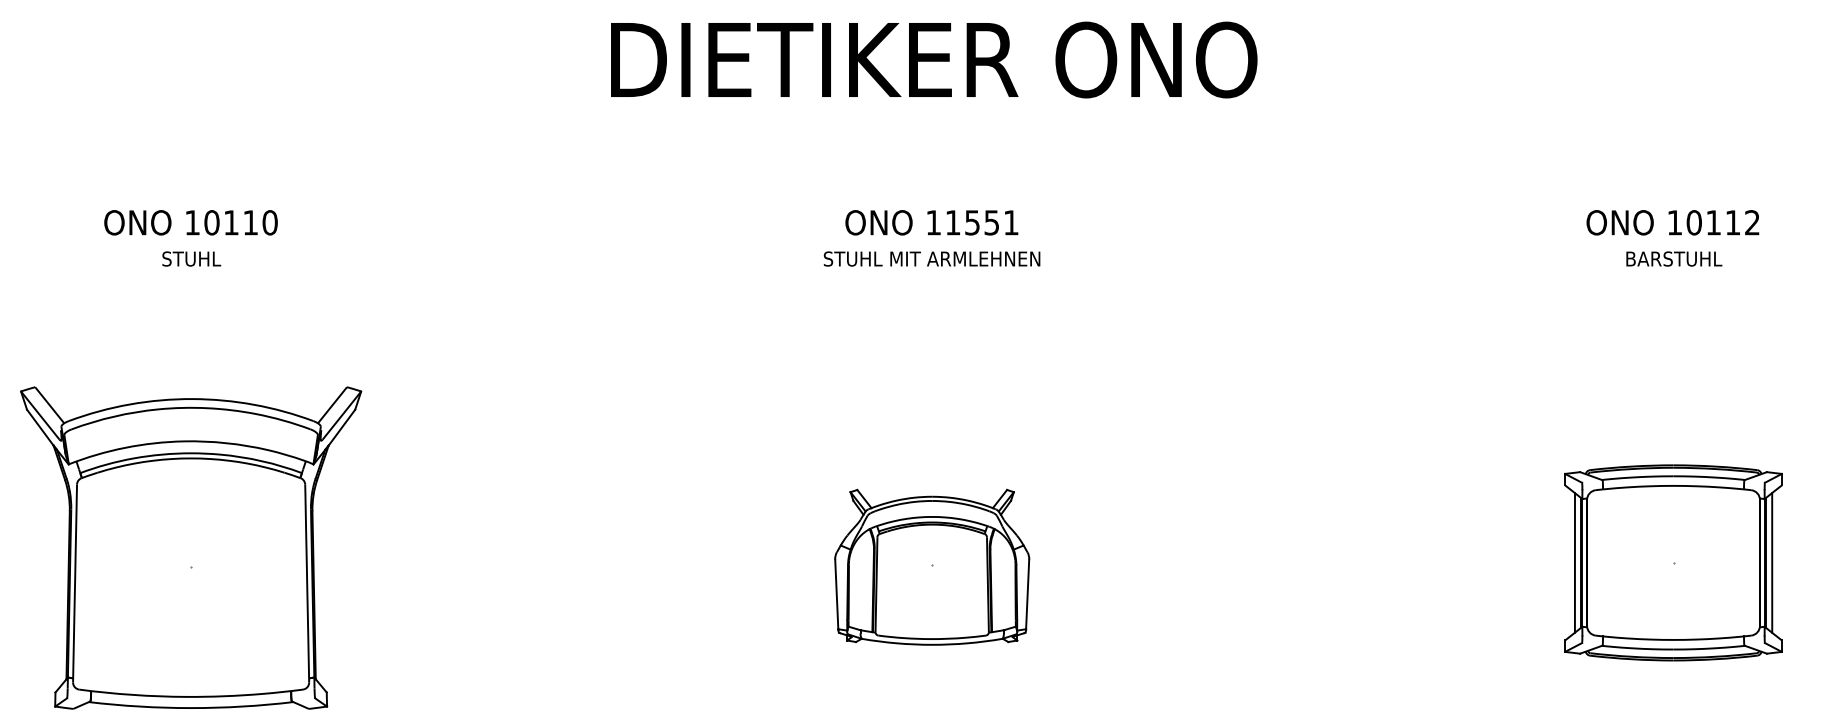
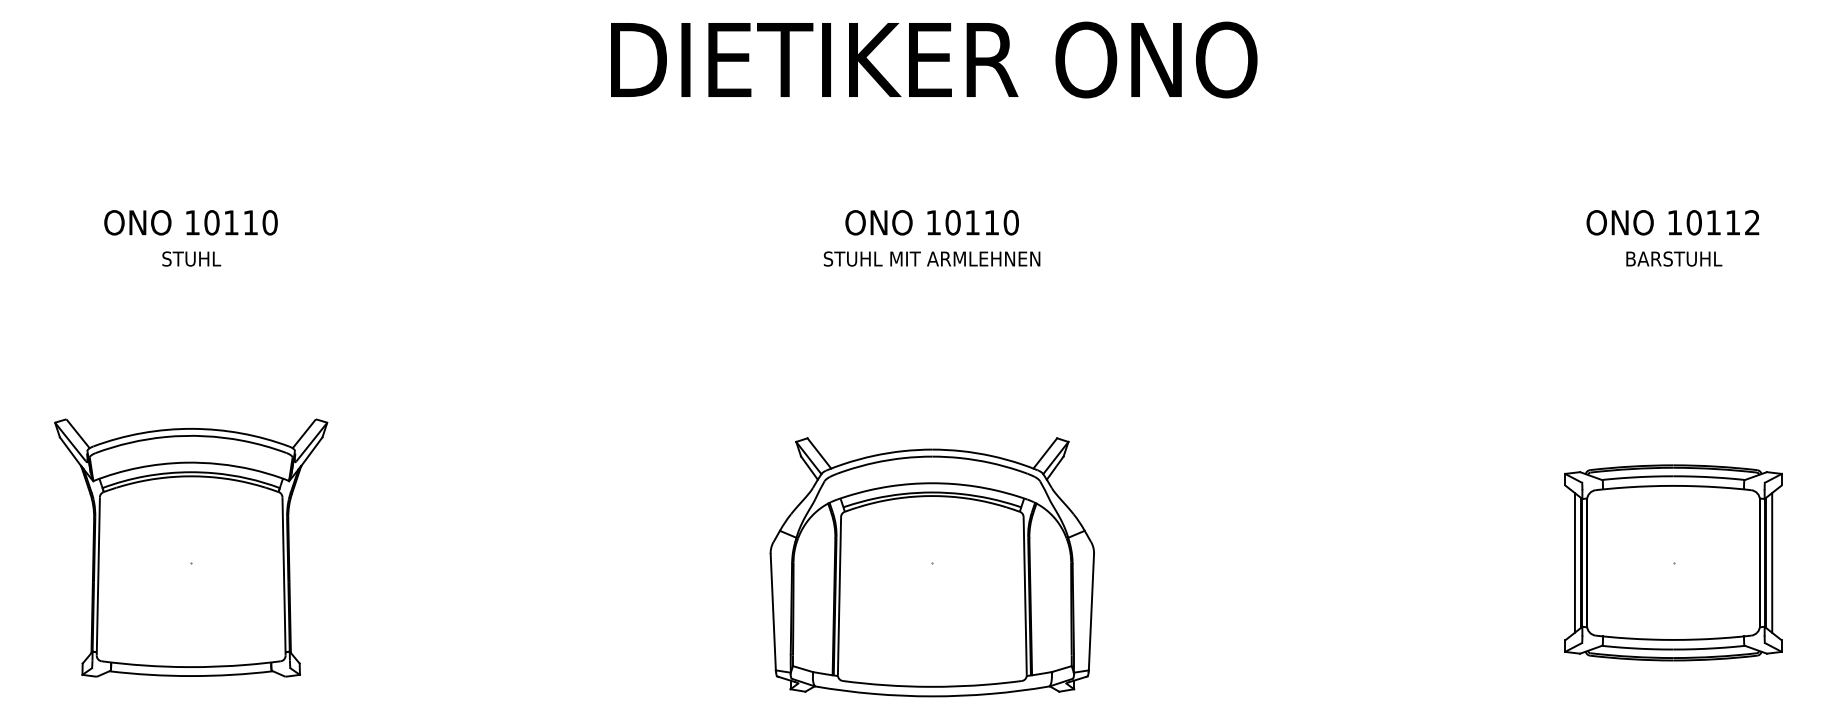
text: 11551 -> 10110 (981, 222)
part size: 343x324 px -> 275x260 px (191, 547)
part size: 197x158 px -> 326x261 px (931, 567)
